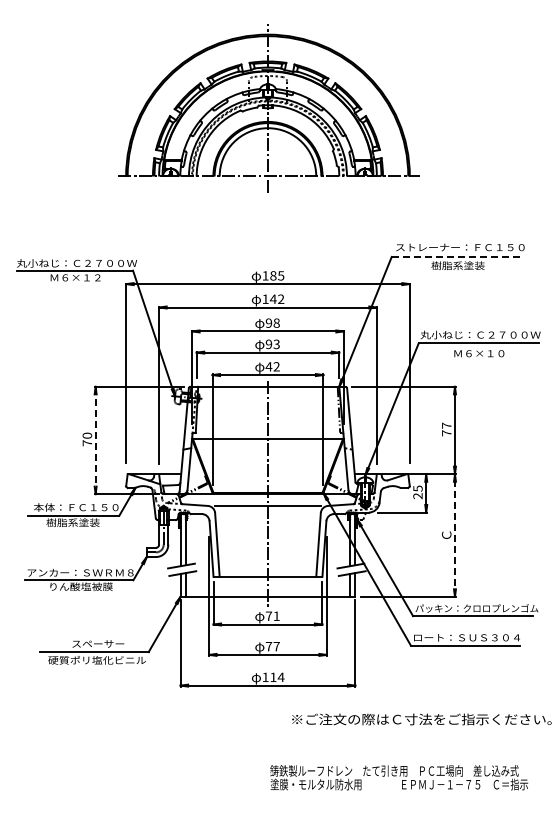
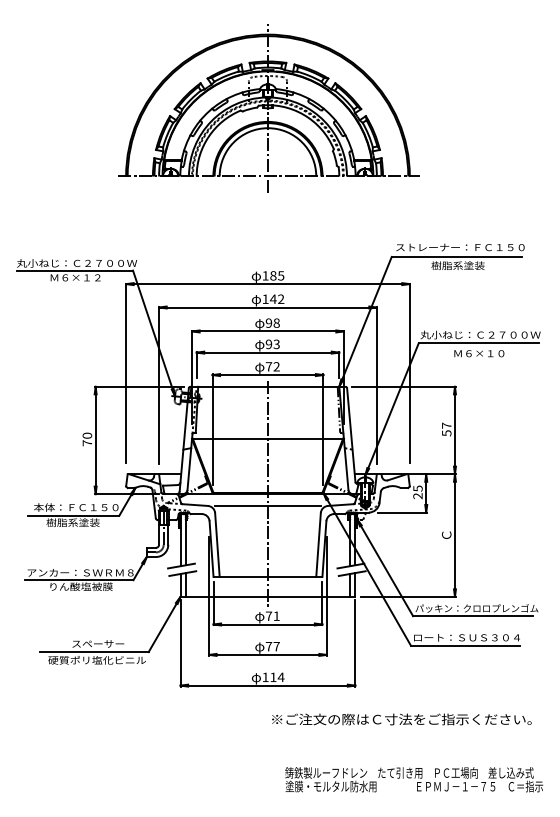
line: dashed -> solid (457, 256)
text: 42 -> 72 (268, 366)
text: 77 -> 57 (446, 433)
line: dashed -> solid (95, 440)
line: dashed -> solid (454, 535)
text position: (421, 719) -> (401, 719) (401, 719)
text position: (399, 777) -> (414, 779) (414, 779)
